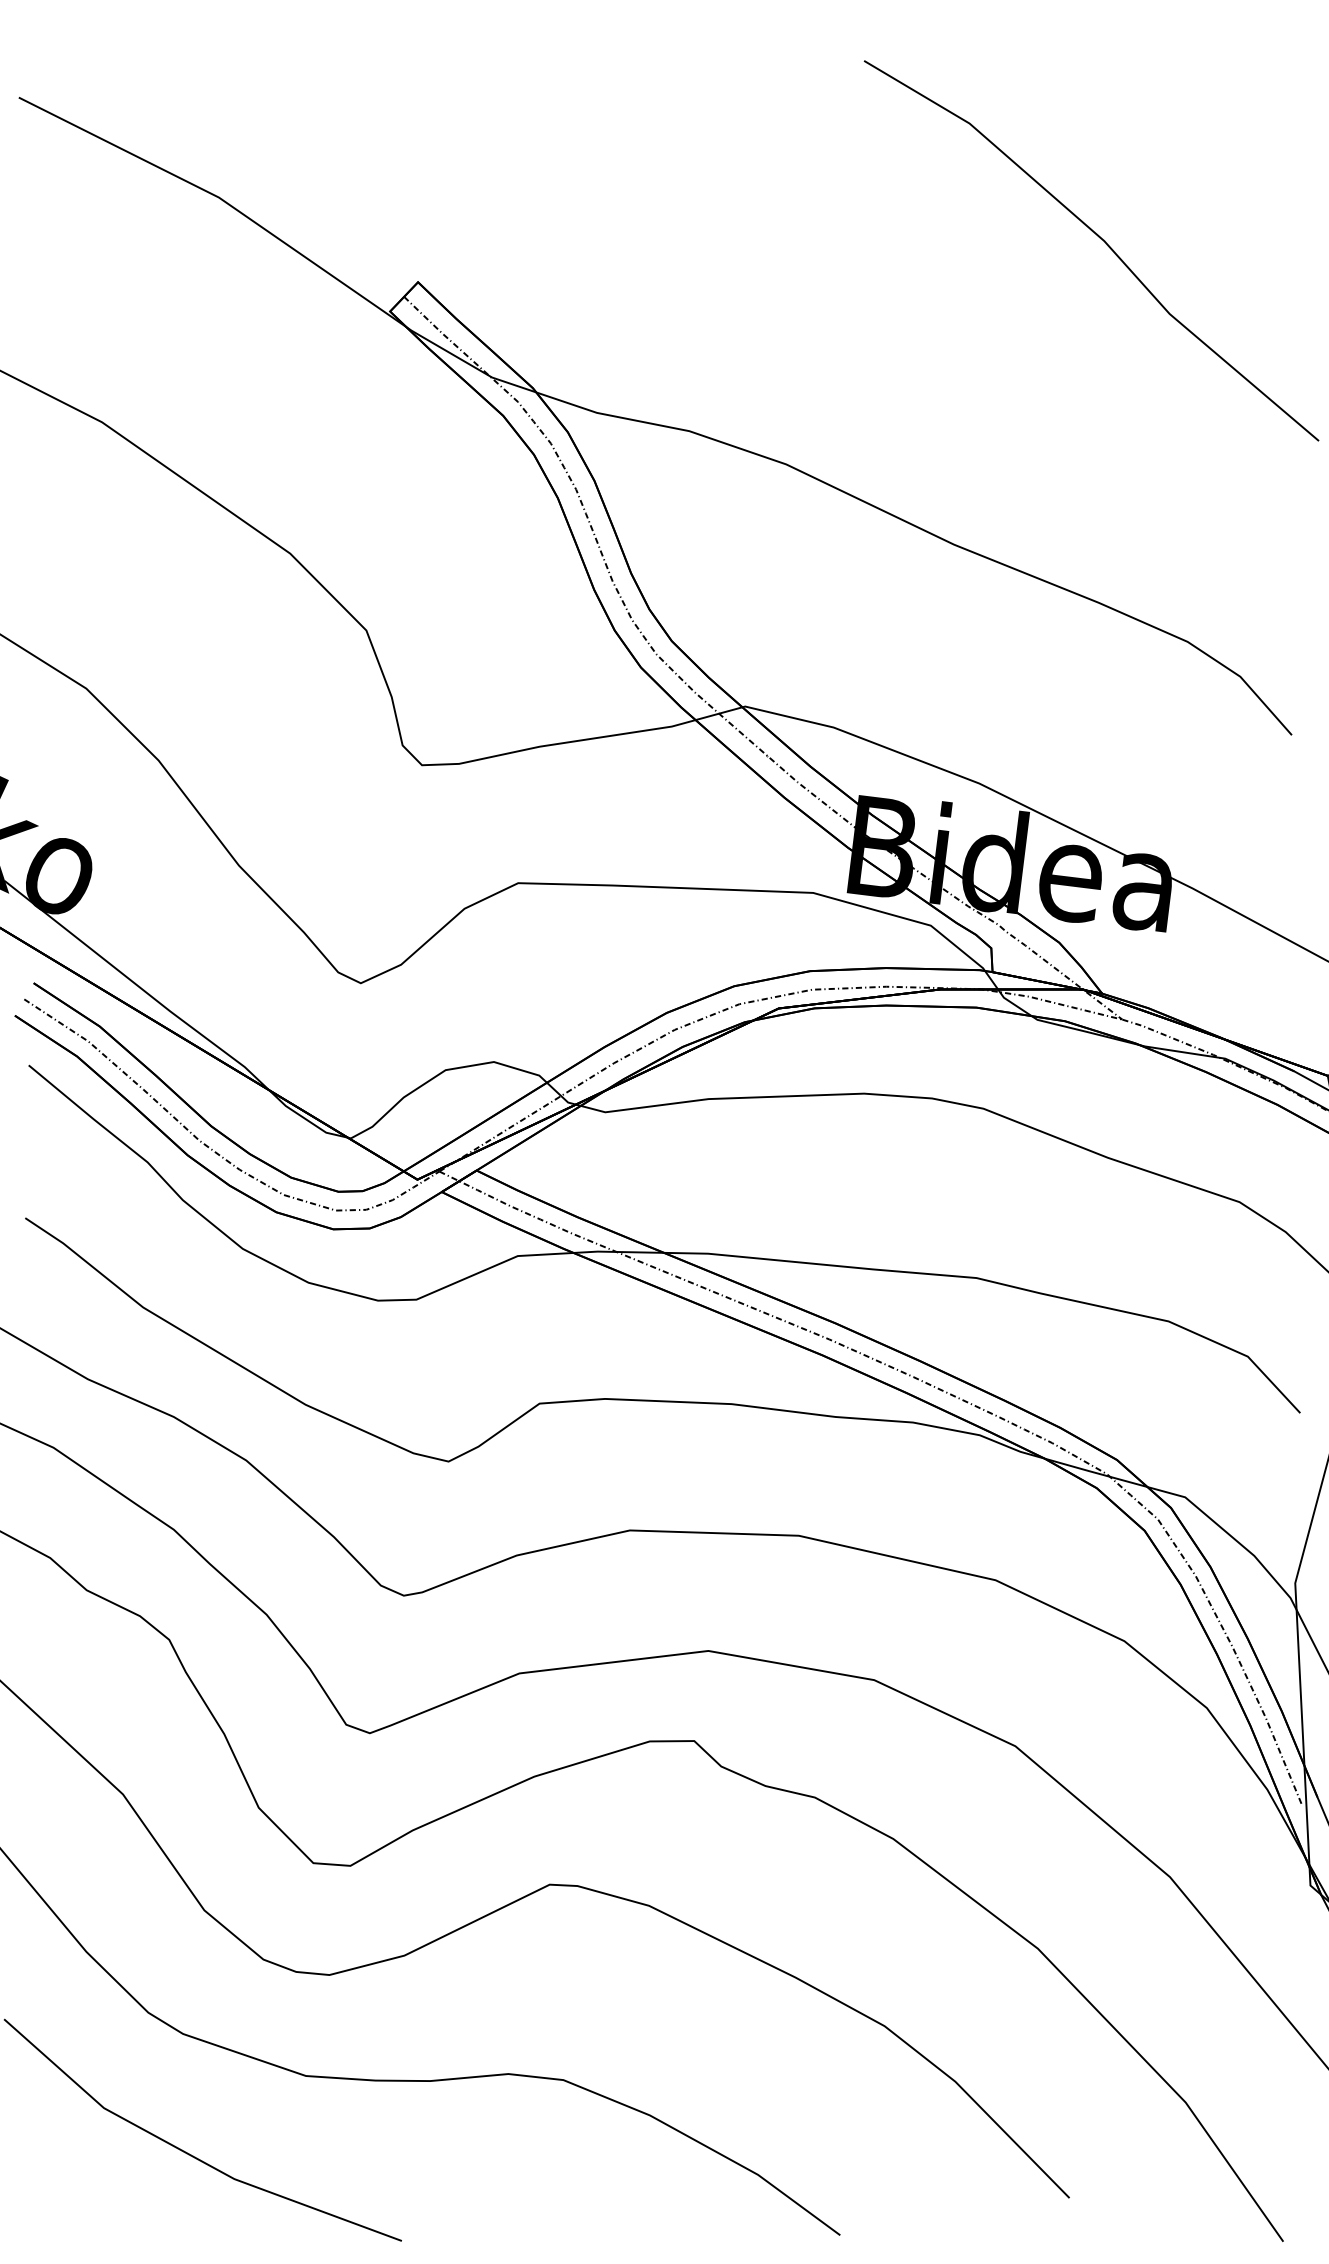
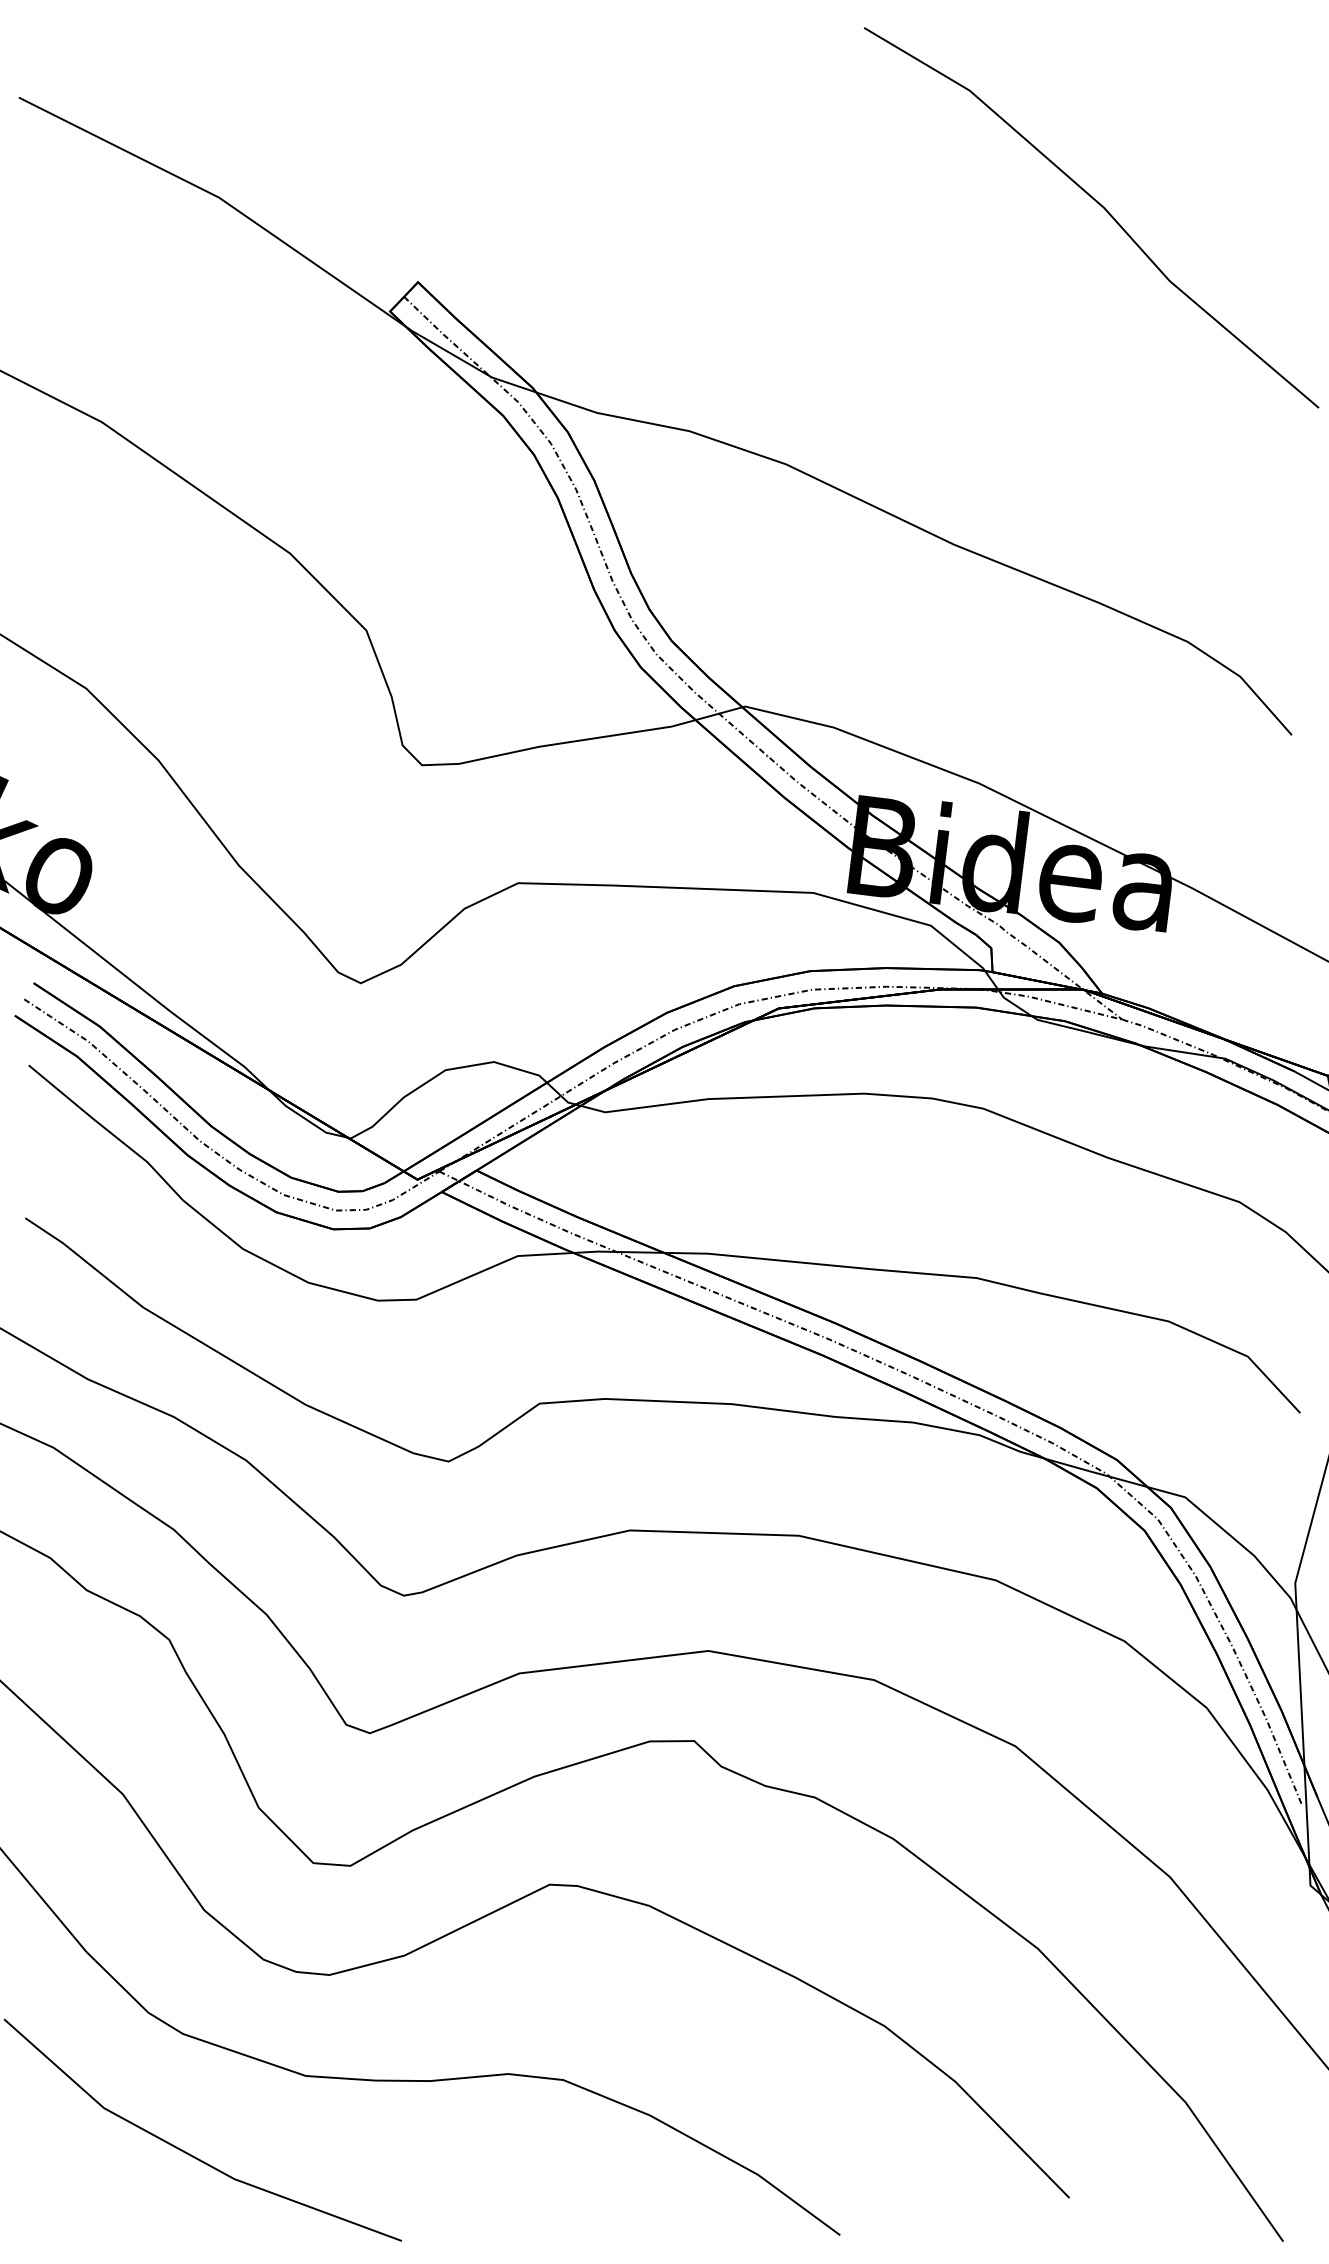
line position: (1100, 239) -> (1100, 206) (1100, 206)
